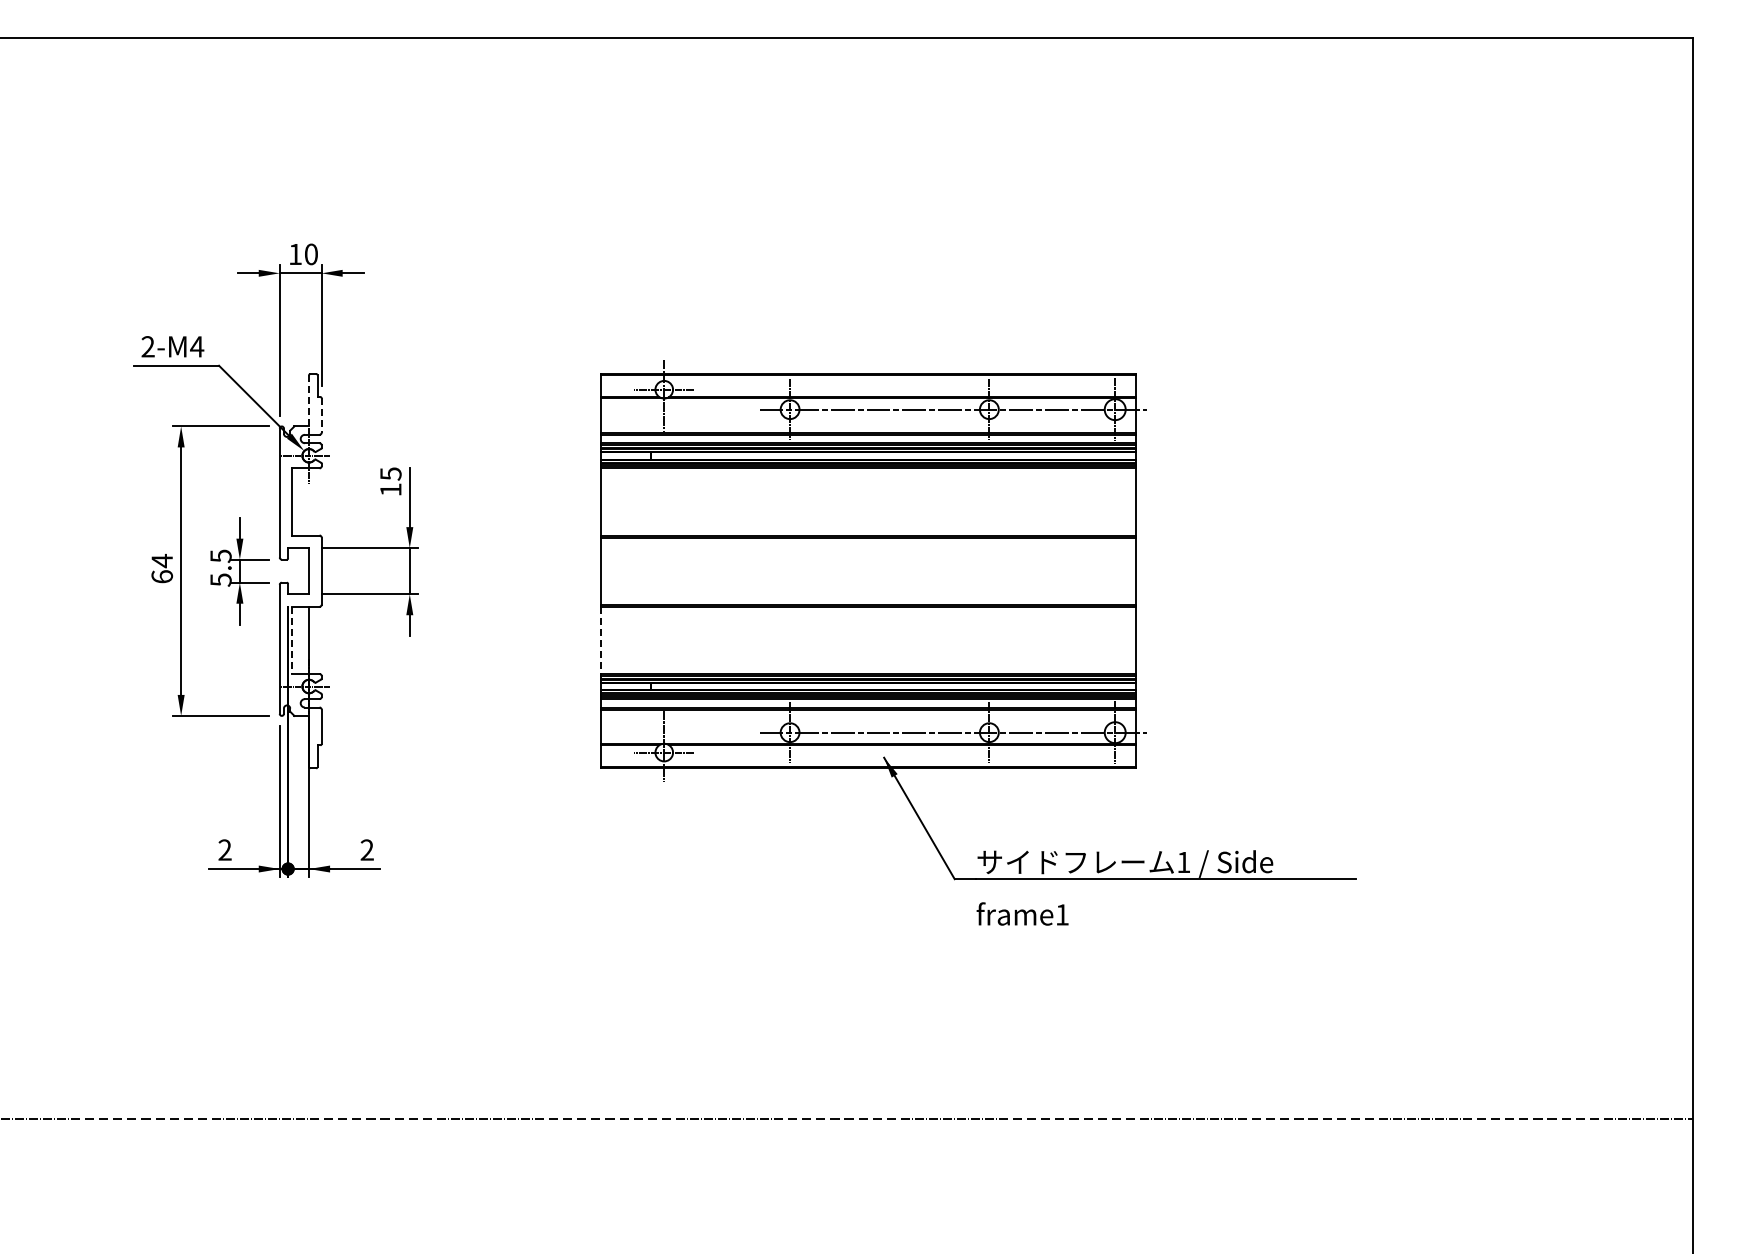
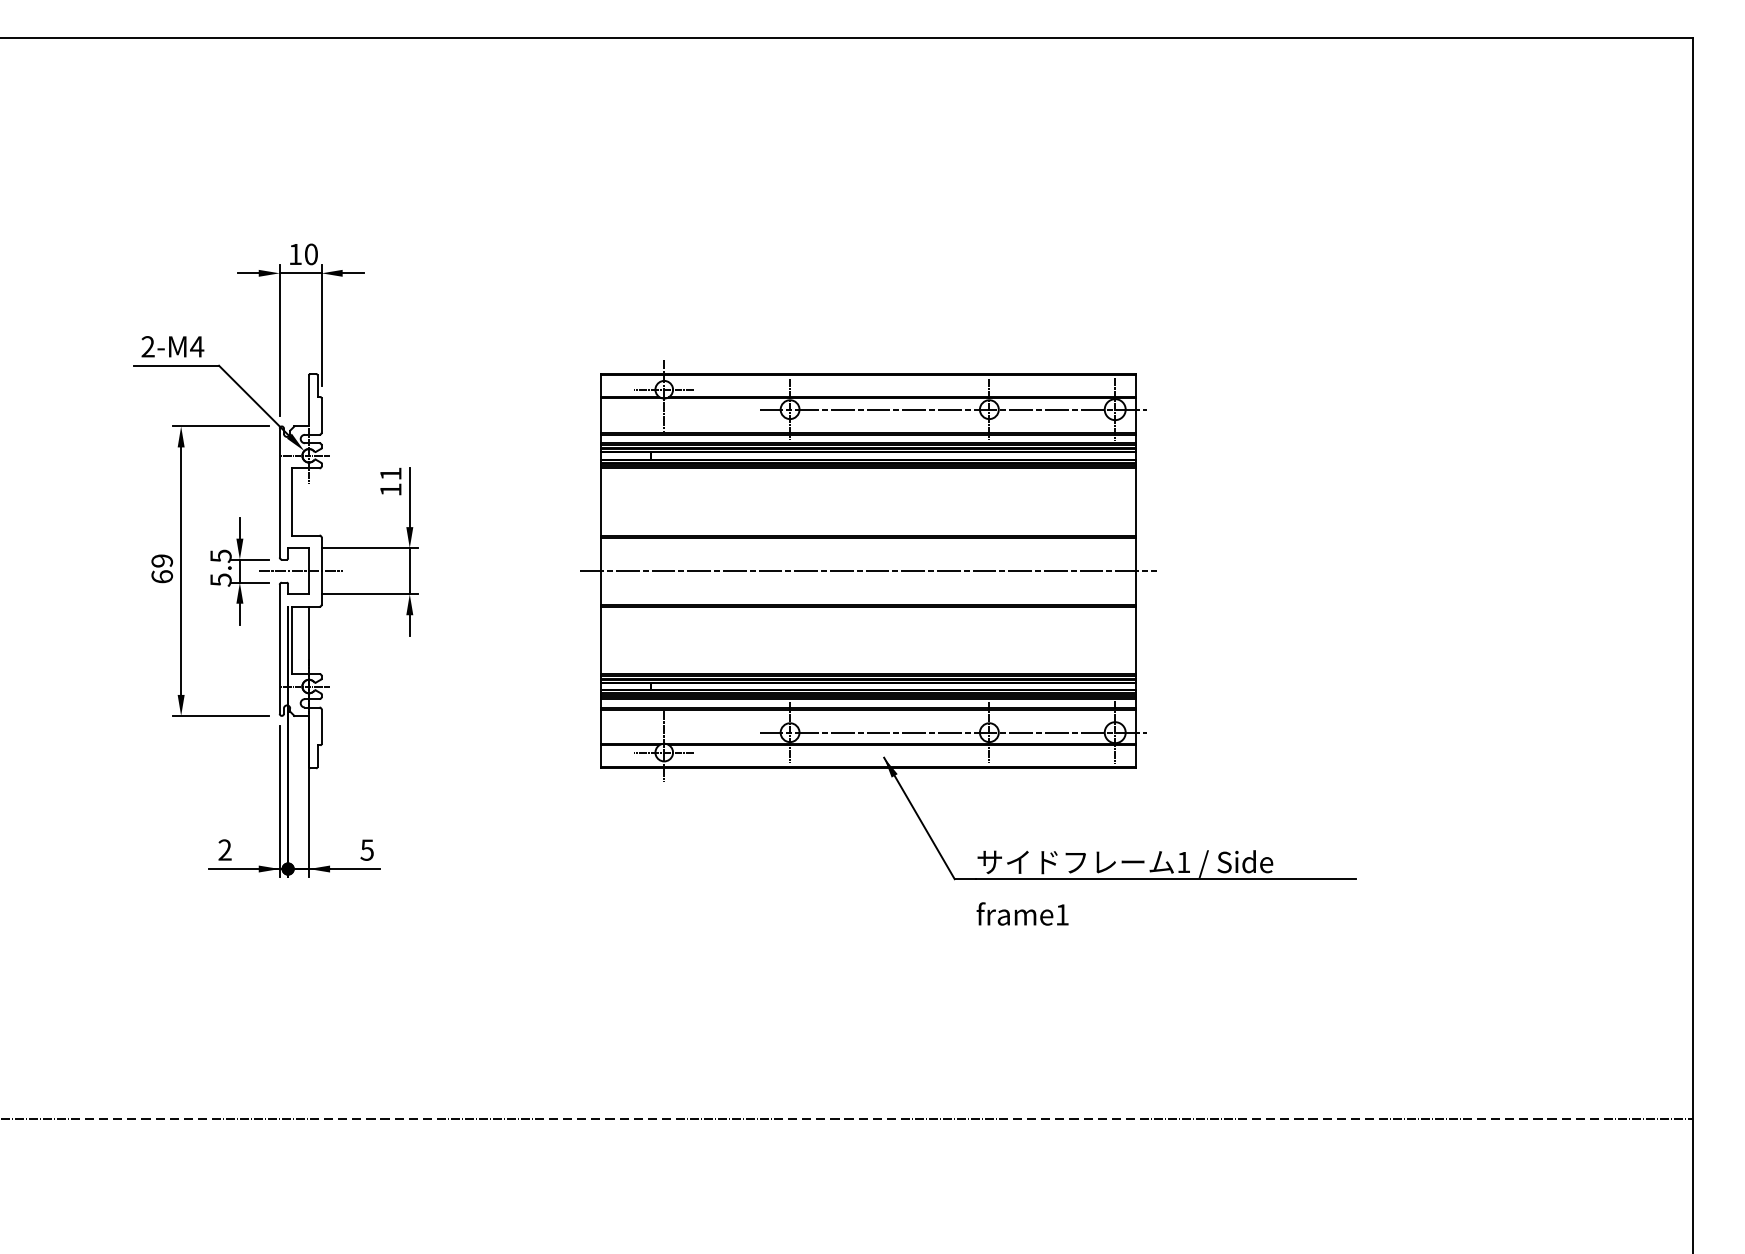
line: dashed -> solid (309, 400)
line: dashed -> solid (321, 416)
text: 15 -> 11 (390, 473)
text: 64 -> 69 (162, 560)
line: none -> present (300, 571)
line: none -> present (868, 571)
line: dashed -> solid (292, 640)
line: dashed -> solid (601, 640)
text: 2 -> 5 (366, 849)
